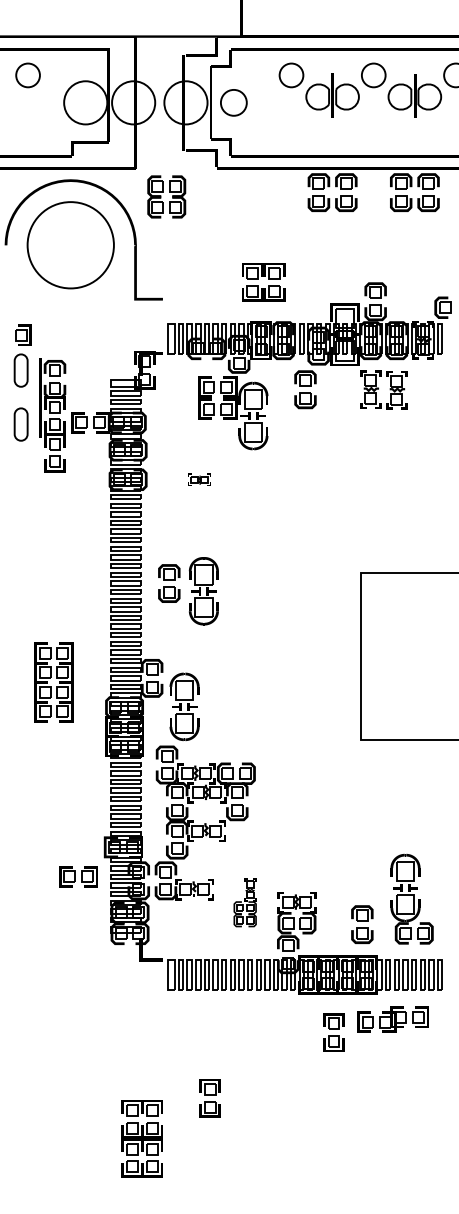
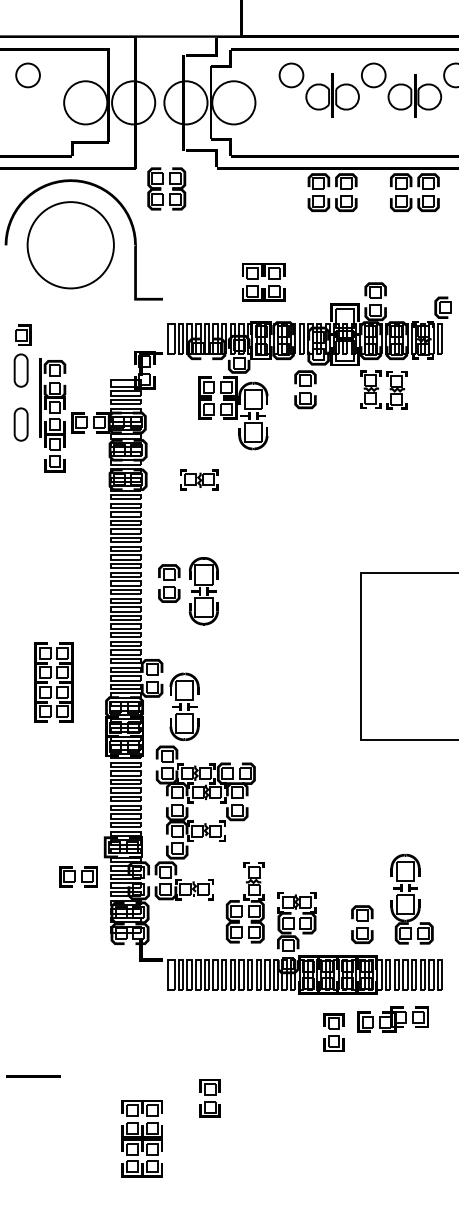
circle diameter: 26 px -> 43 px (233, 102)
part position: (166, 196) -> (166, 188) (166, 188)
part size: 23x13 px -> 39x22 px (199, 479)
part size: 24x50 px -> 40x82 px (244, 902)
line: none -> present (33, 1076)
